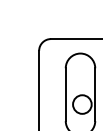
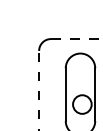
line: solid -> dashed (76, 39)
line: solid -> dashed (39, 90)
